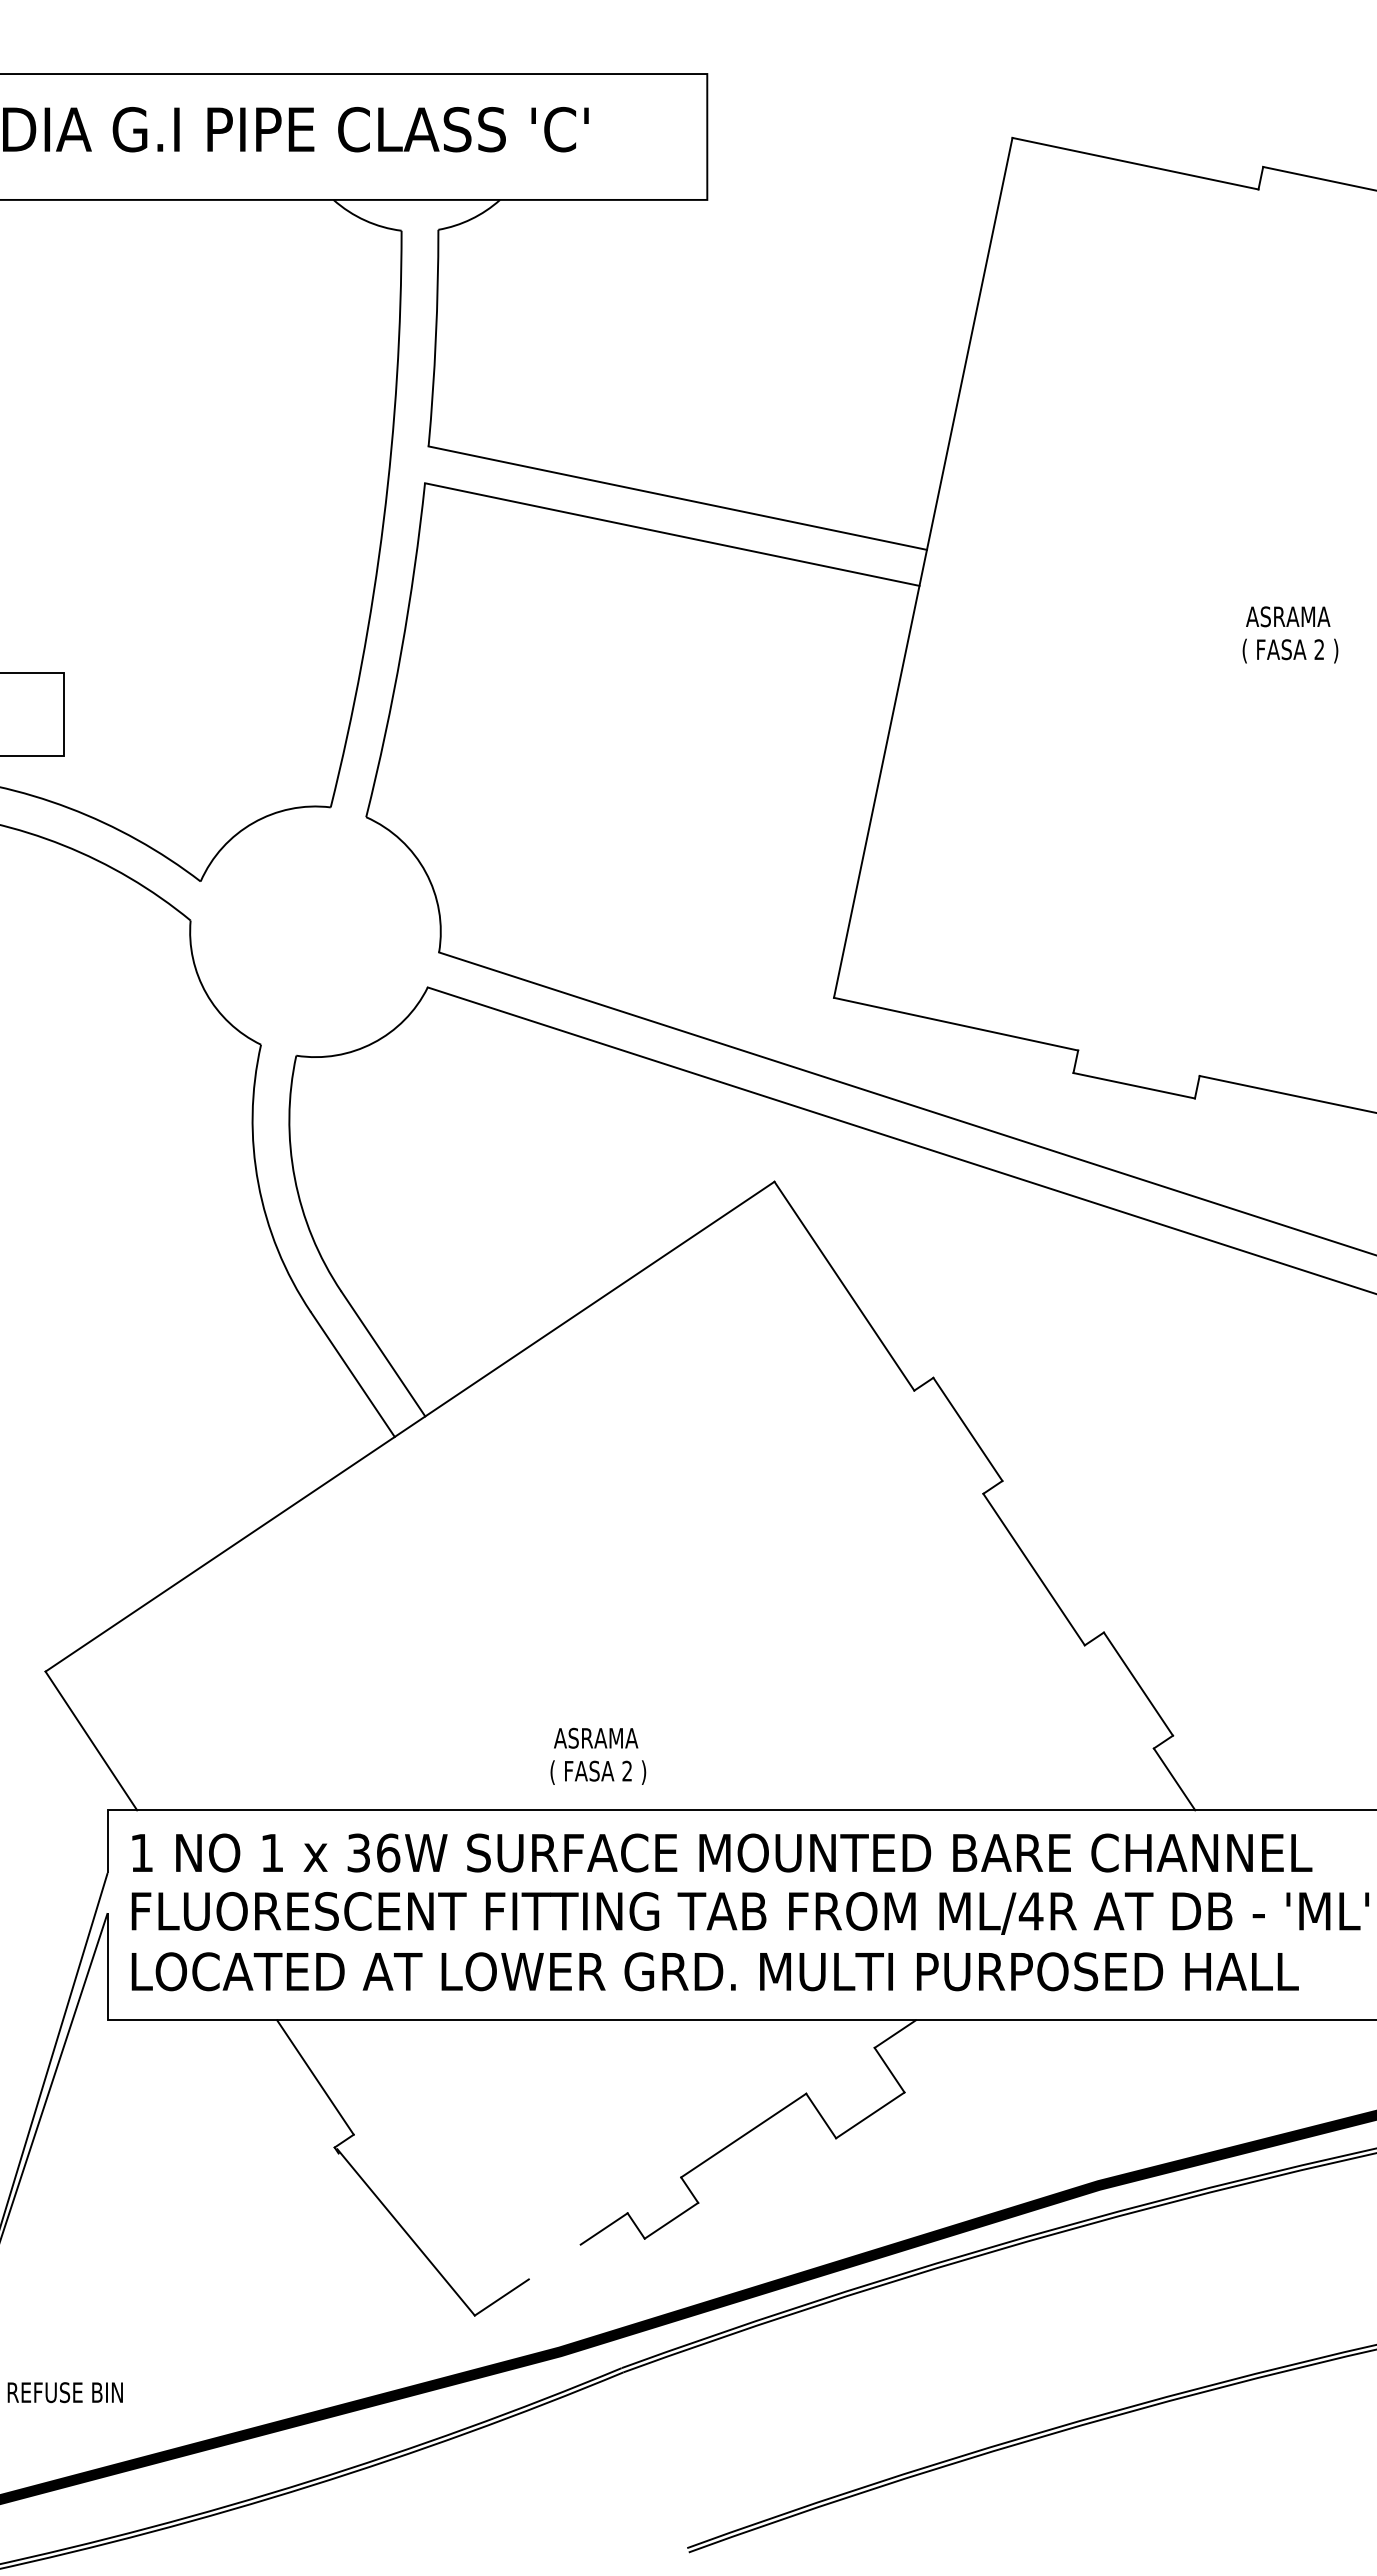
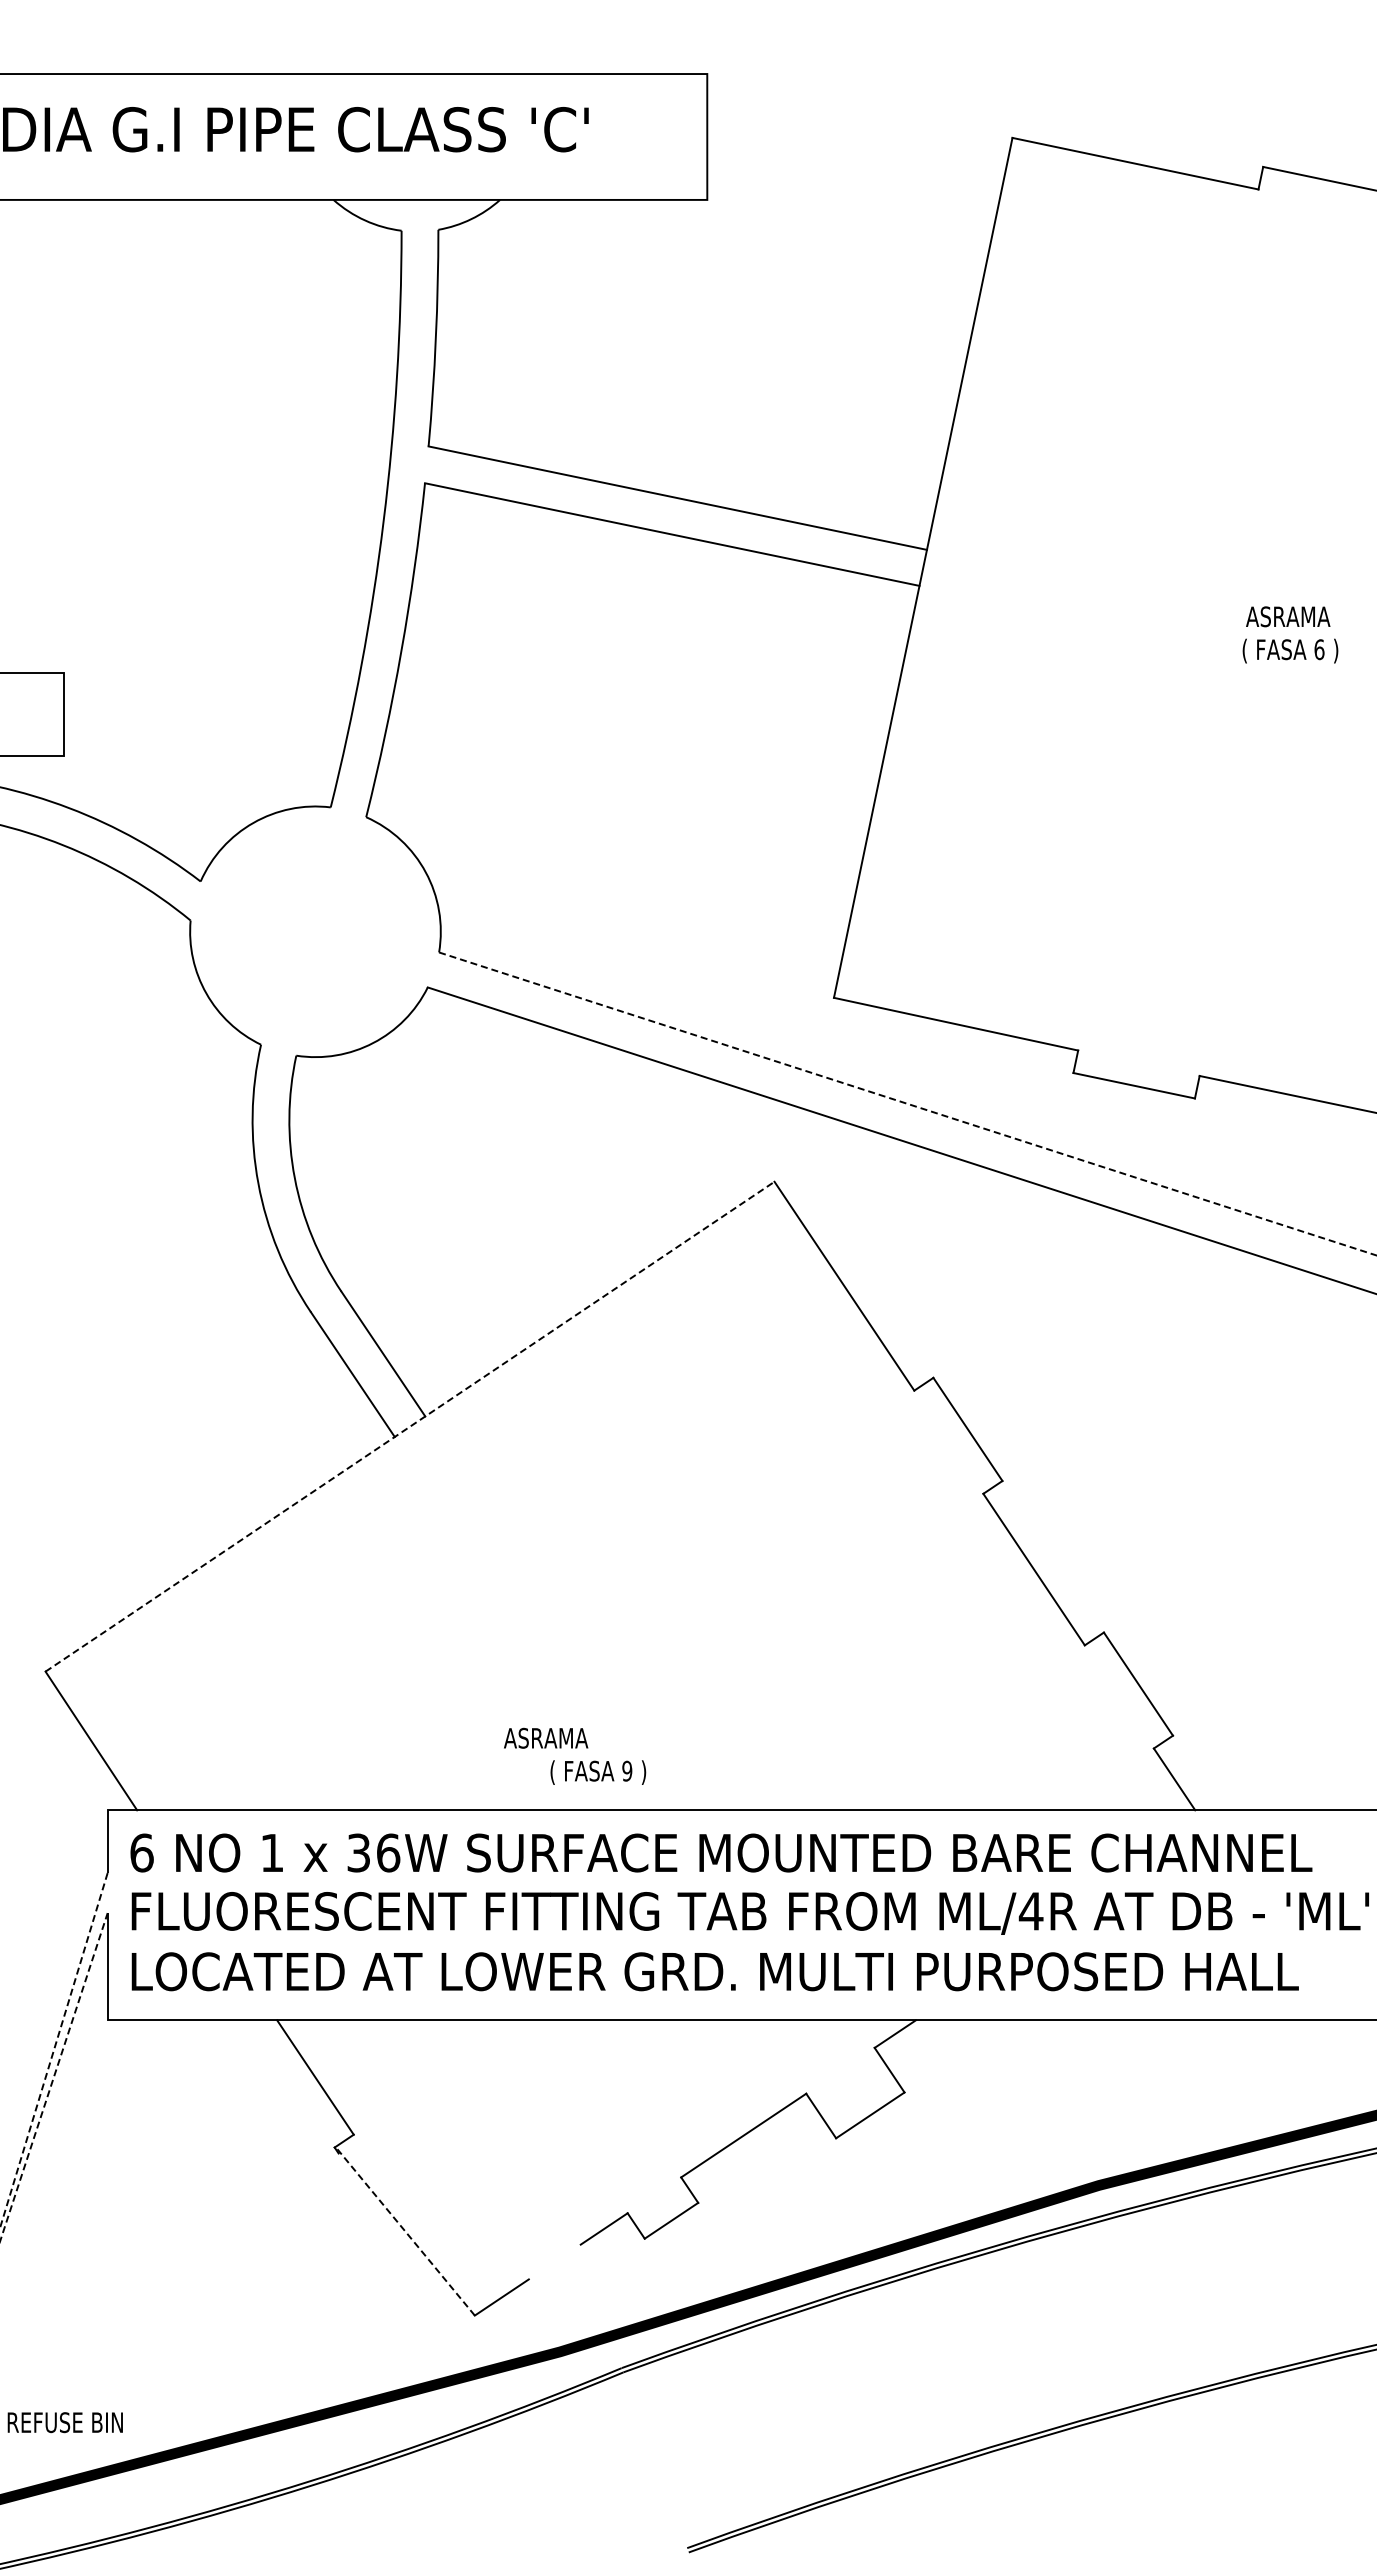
text: 2 -> 6 (1319, 649)
line: solid -> dashed (908, 1104)
line: solid -> dashed (410, 1426)
text position: (596, 1737) -> (546, 1737) (546, 1737)
text: 2 -> 9 (627, 1770)
text: 1 -> 6 (141, 1852)
line: solid -> dashed (3, 2216)
line: solid -> dashed (406, 2232)
text position: (64, 2392) -> (64, 2422) (64, 2422)
